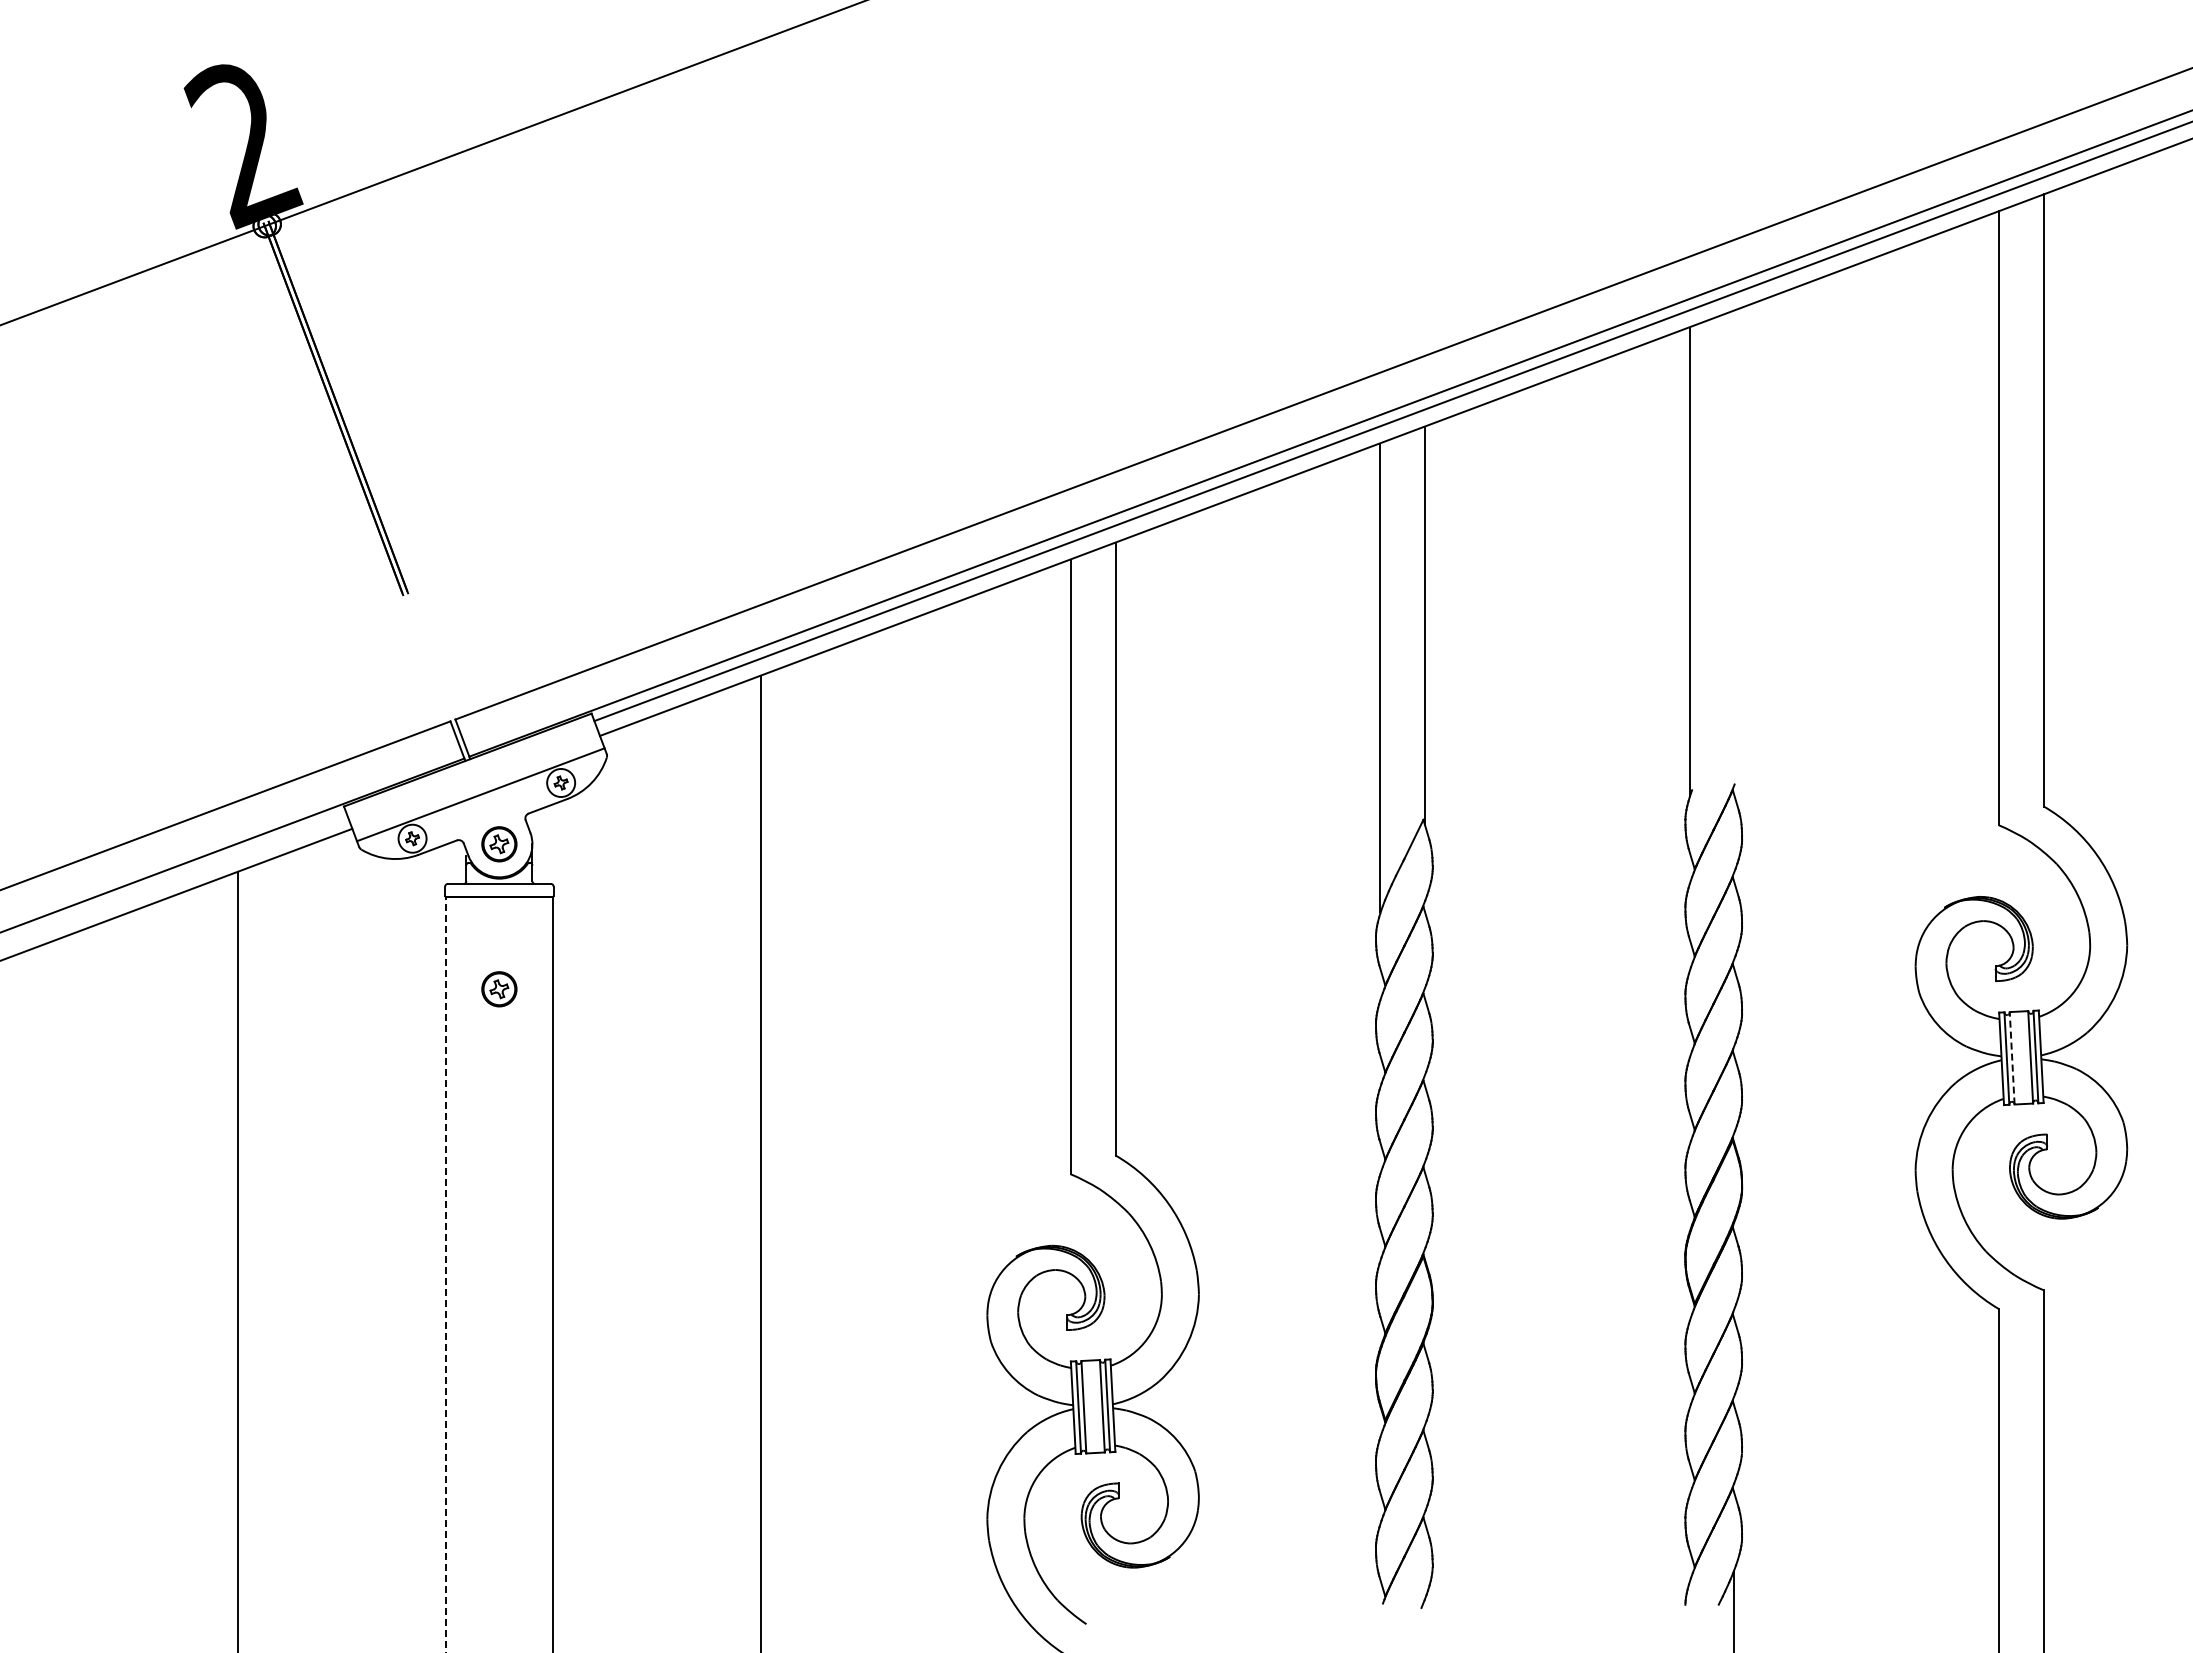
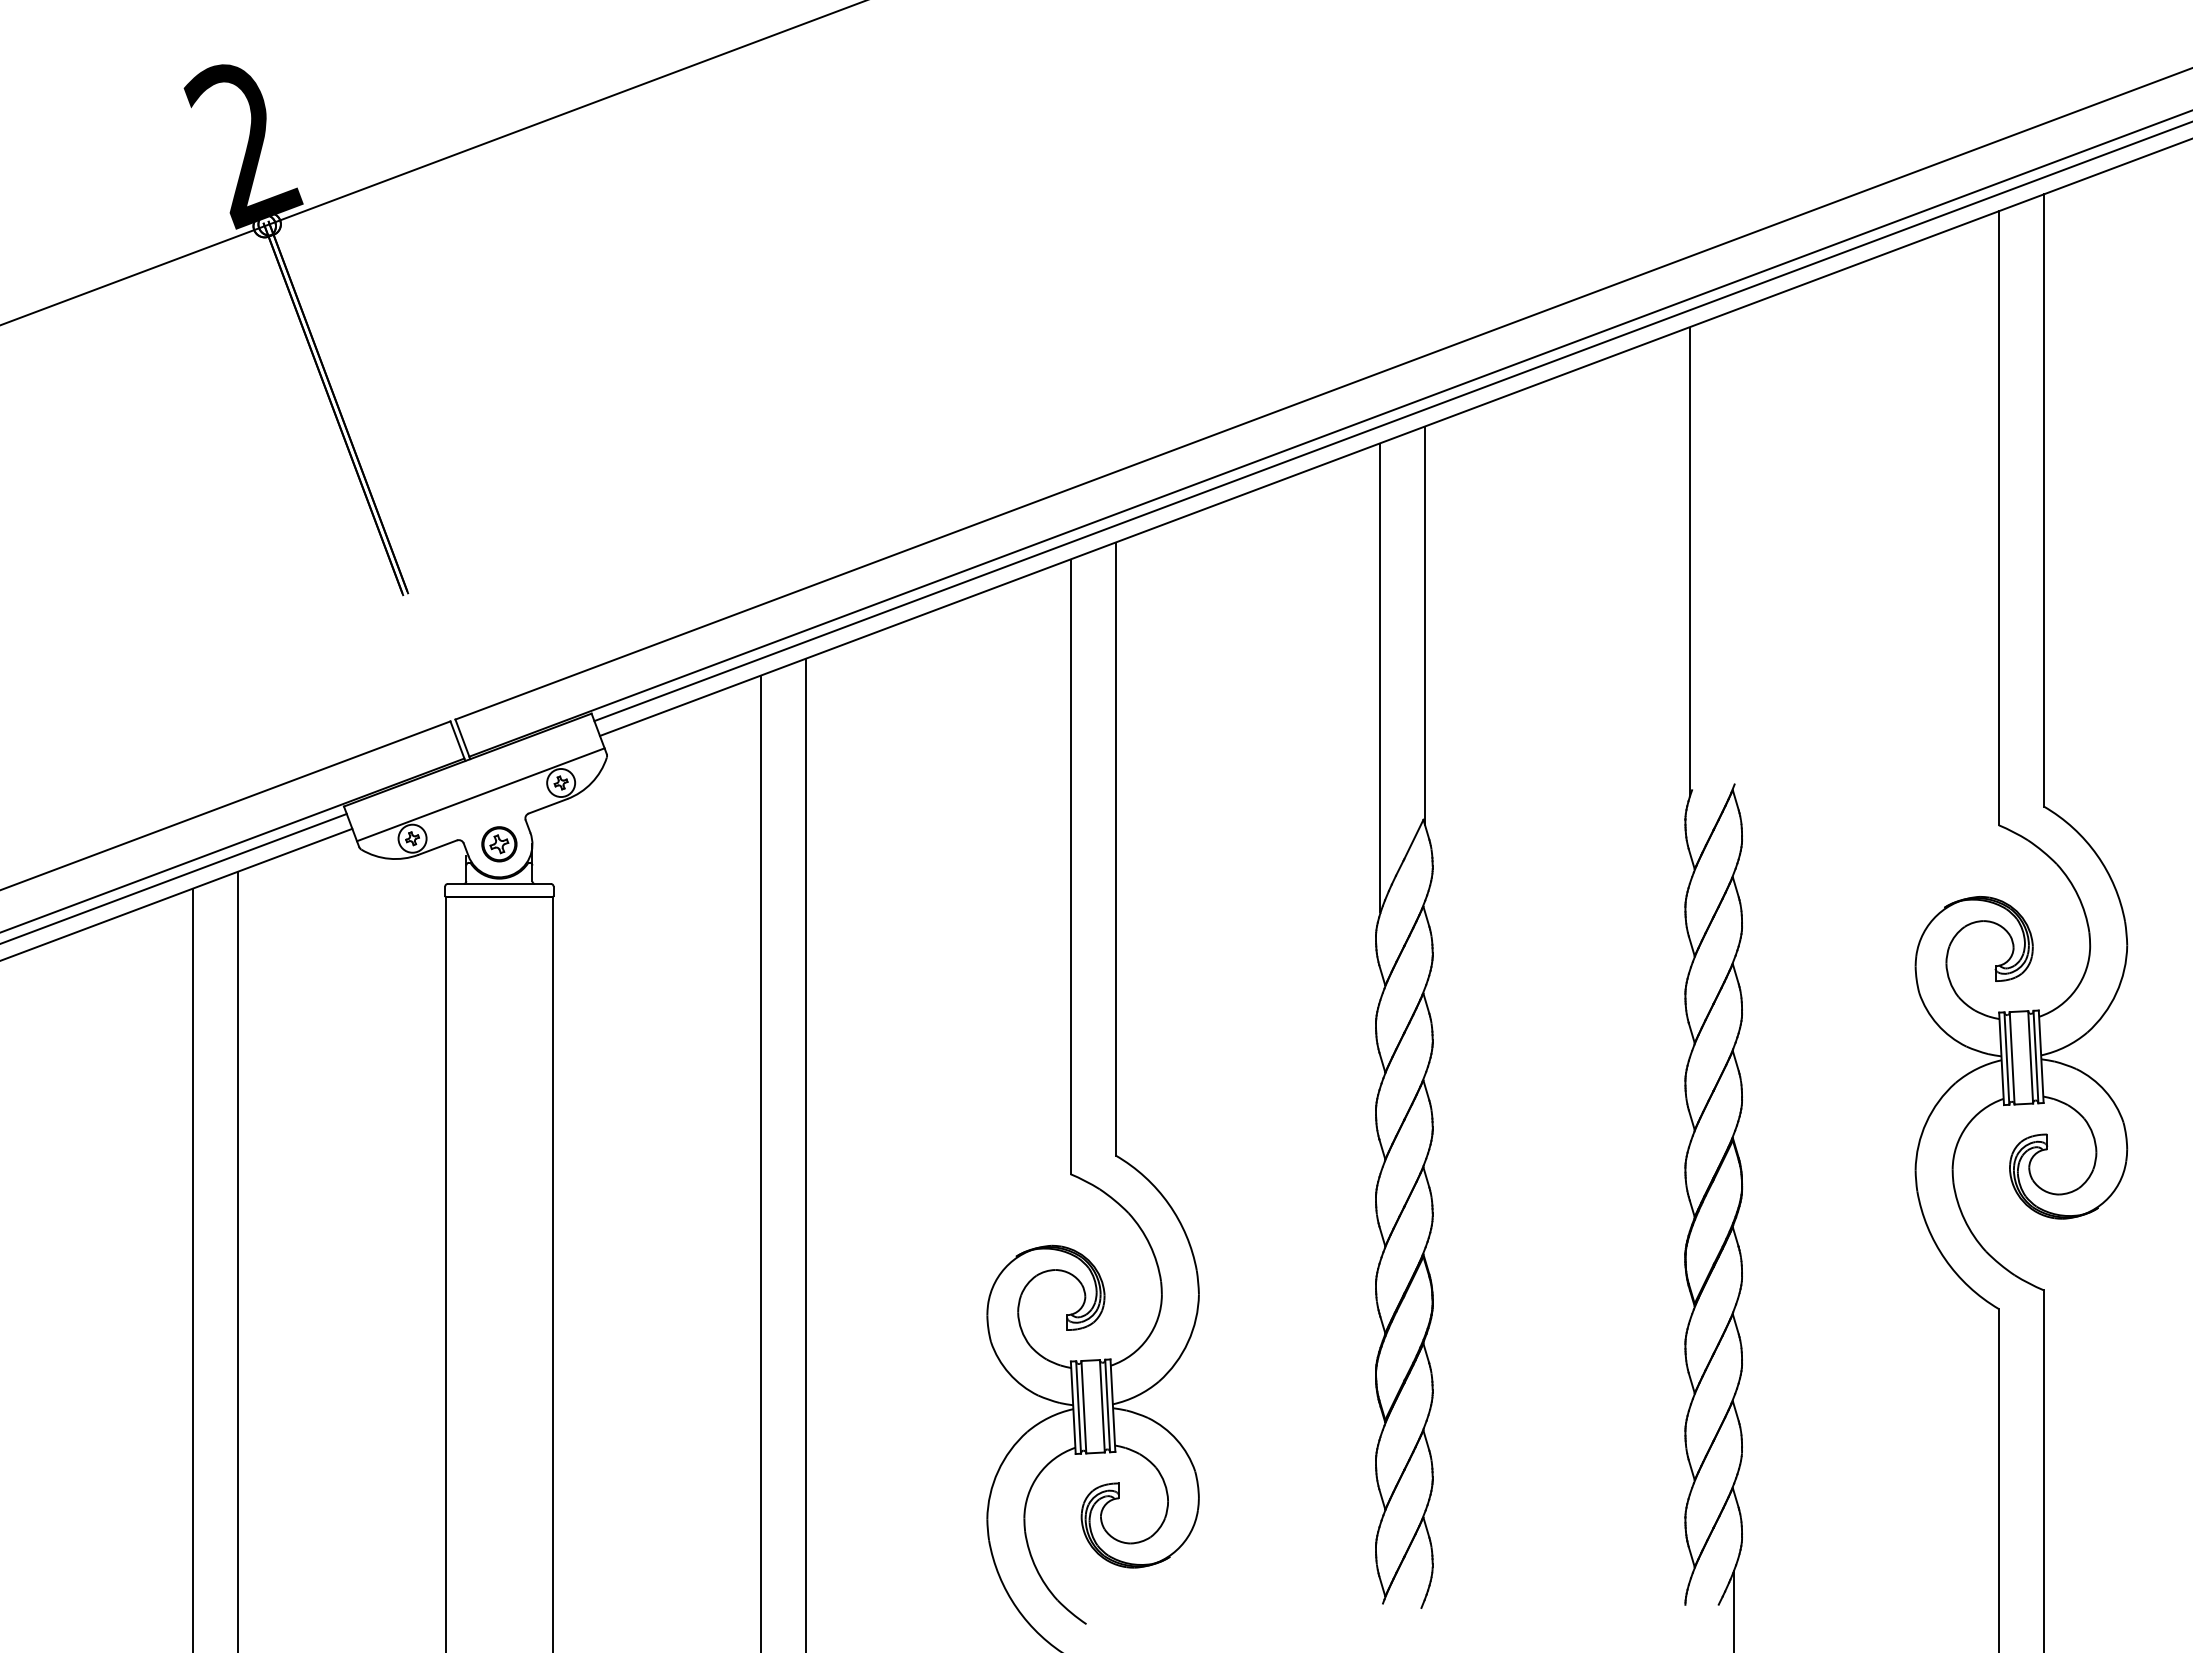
line: none -> present (174, 878)
part: present -> none (499, 989)
line: dashed -> solid (2012, 1057)
line: none -> present (806, 1154)
line: none -> present (192, 1268)
line: dashed -> solid (445, 1274)
